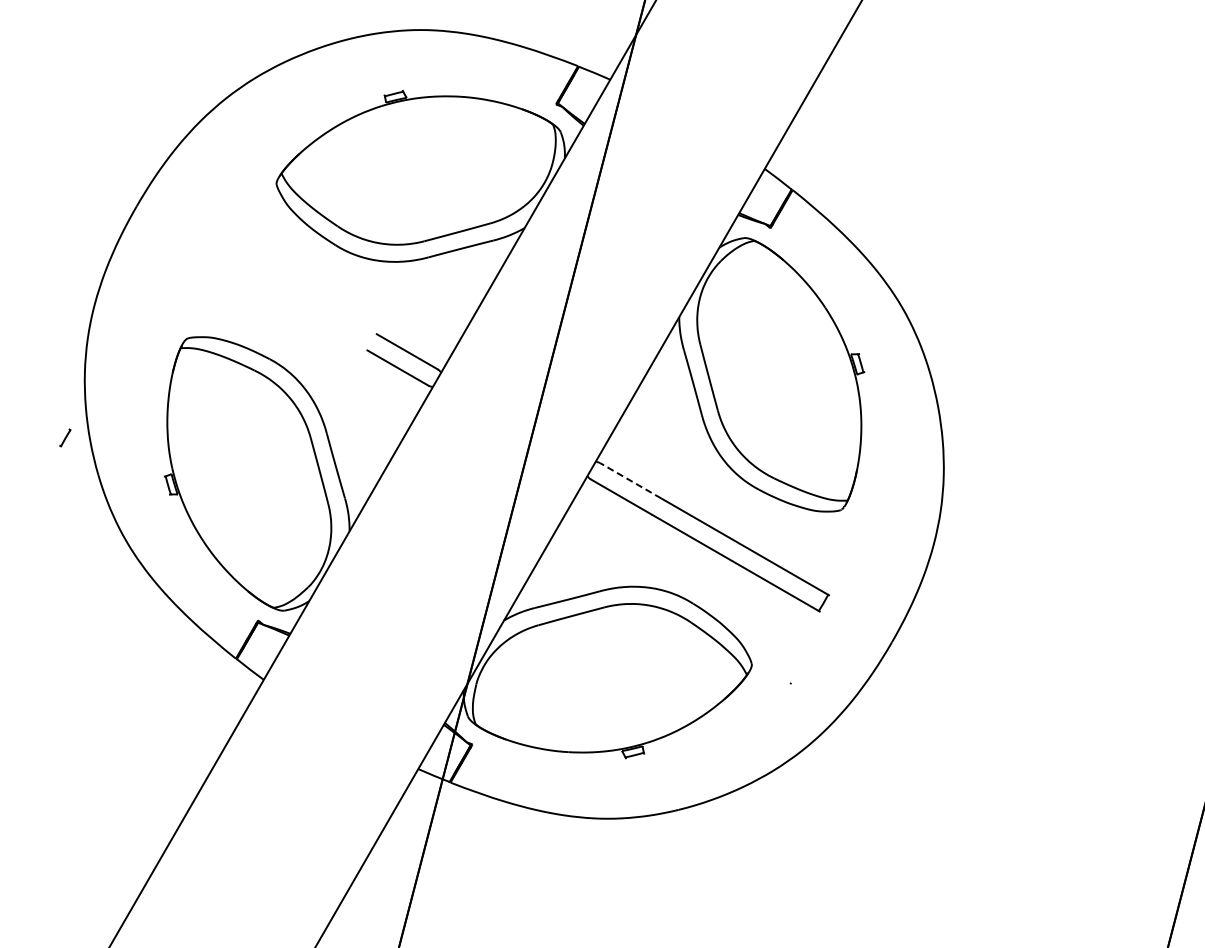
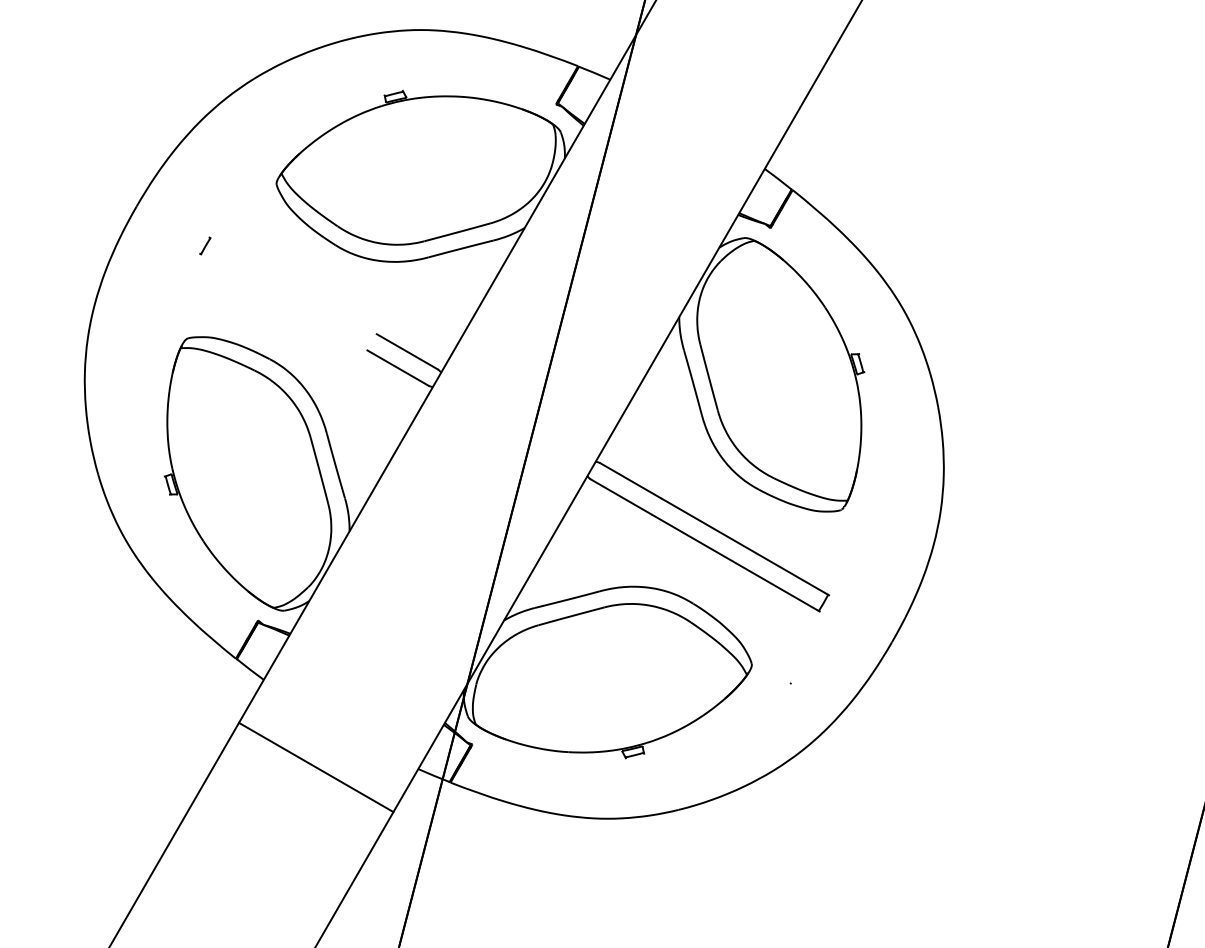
line position: (65, 437) -> (205, 245) (205, 245)
line: dashed -> solid (630, 480)
line: none -> present (316, 767)
